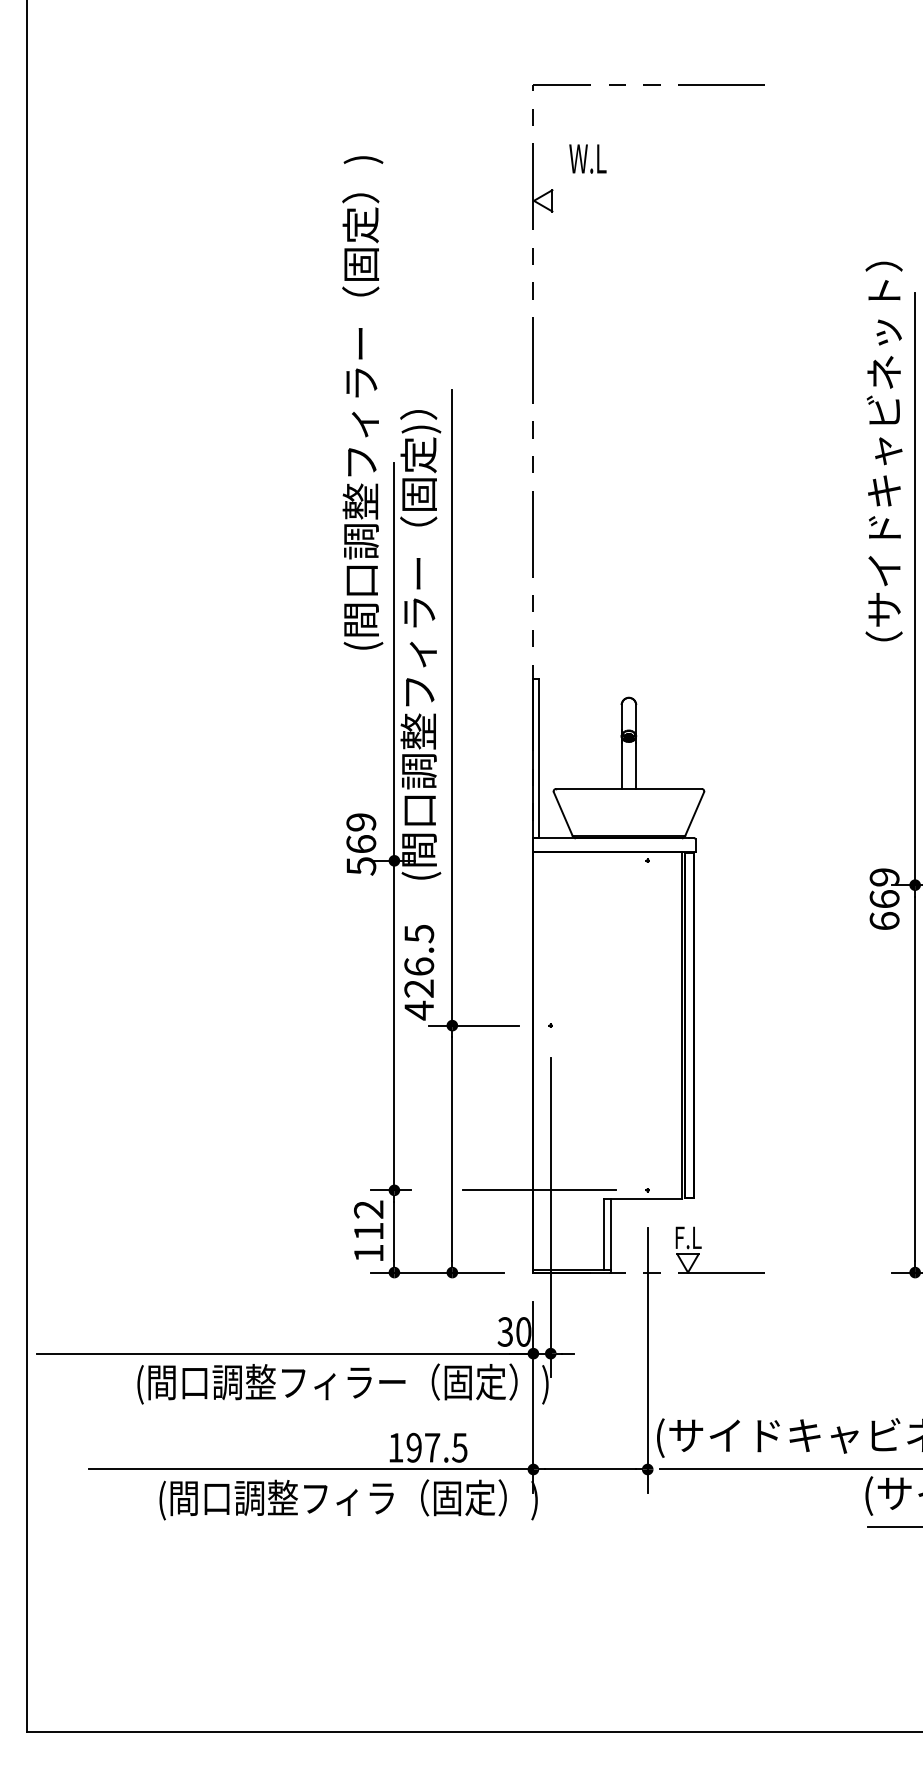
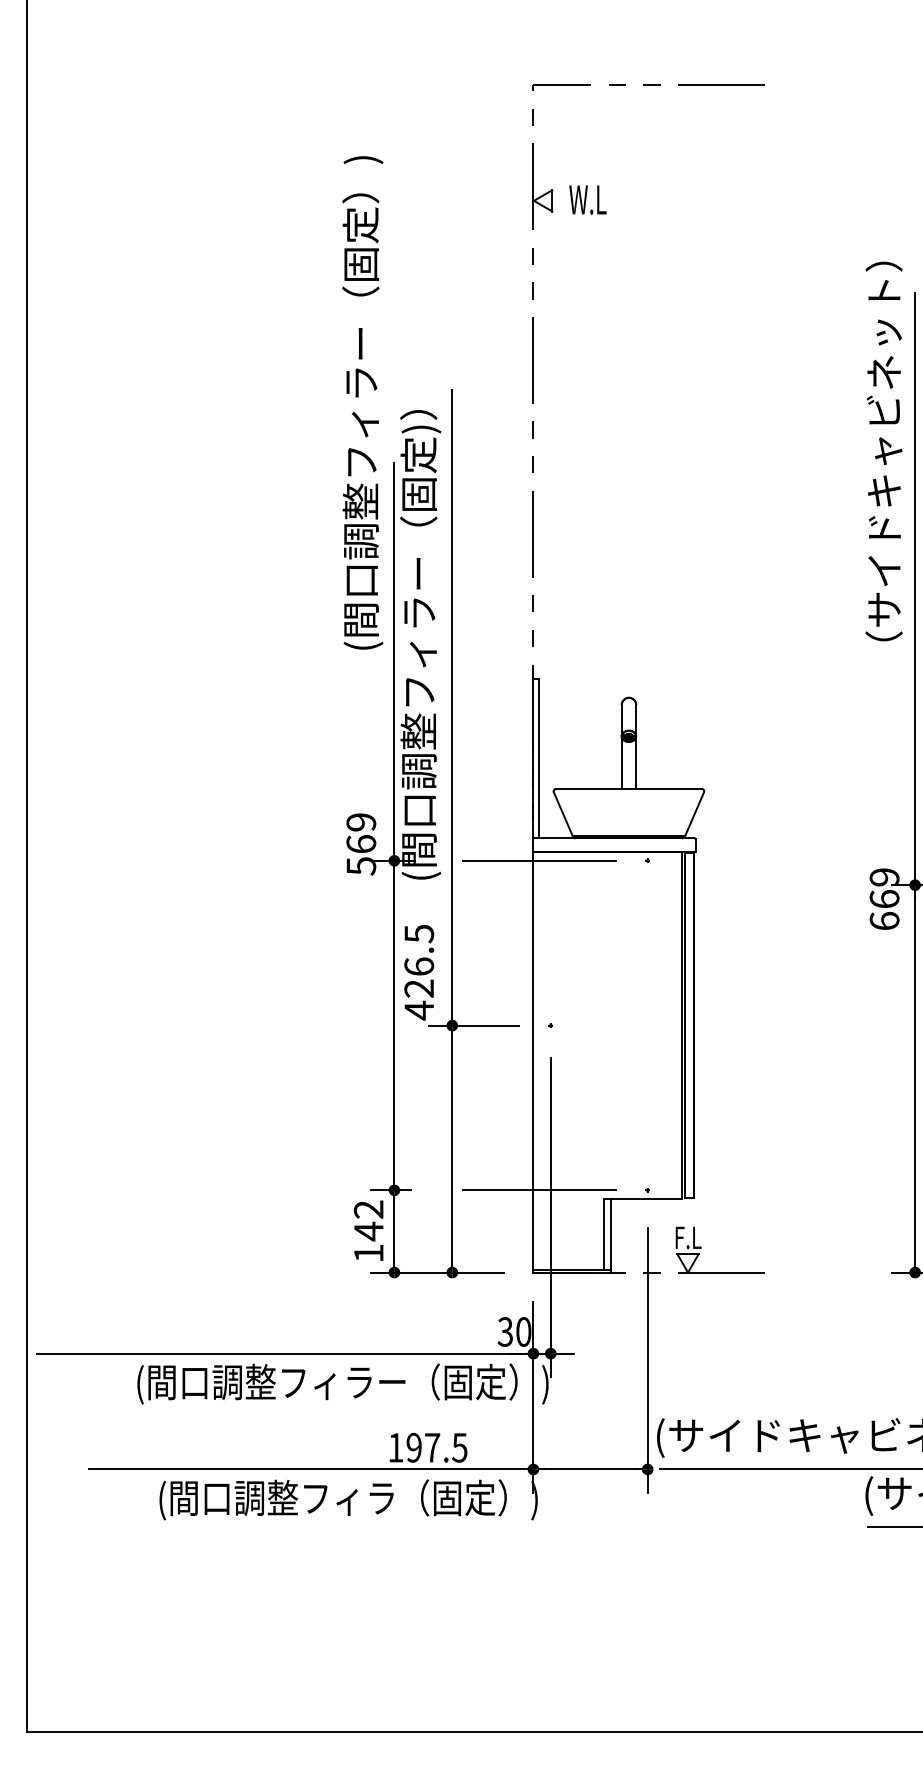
text position: (587, 158) -> (587, 199) (587, 199)
line: none -> present (538, 860)
text: 112 -> 142 (368, 1231)
